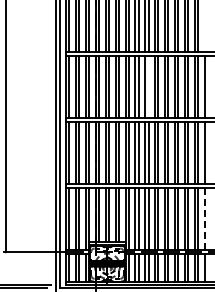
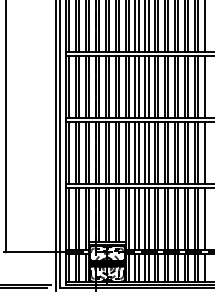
line: none -> present (204, 26)
line: none -> present (148, 86)
line: dashed -> solid (204, 218)
